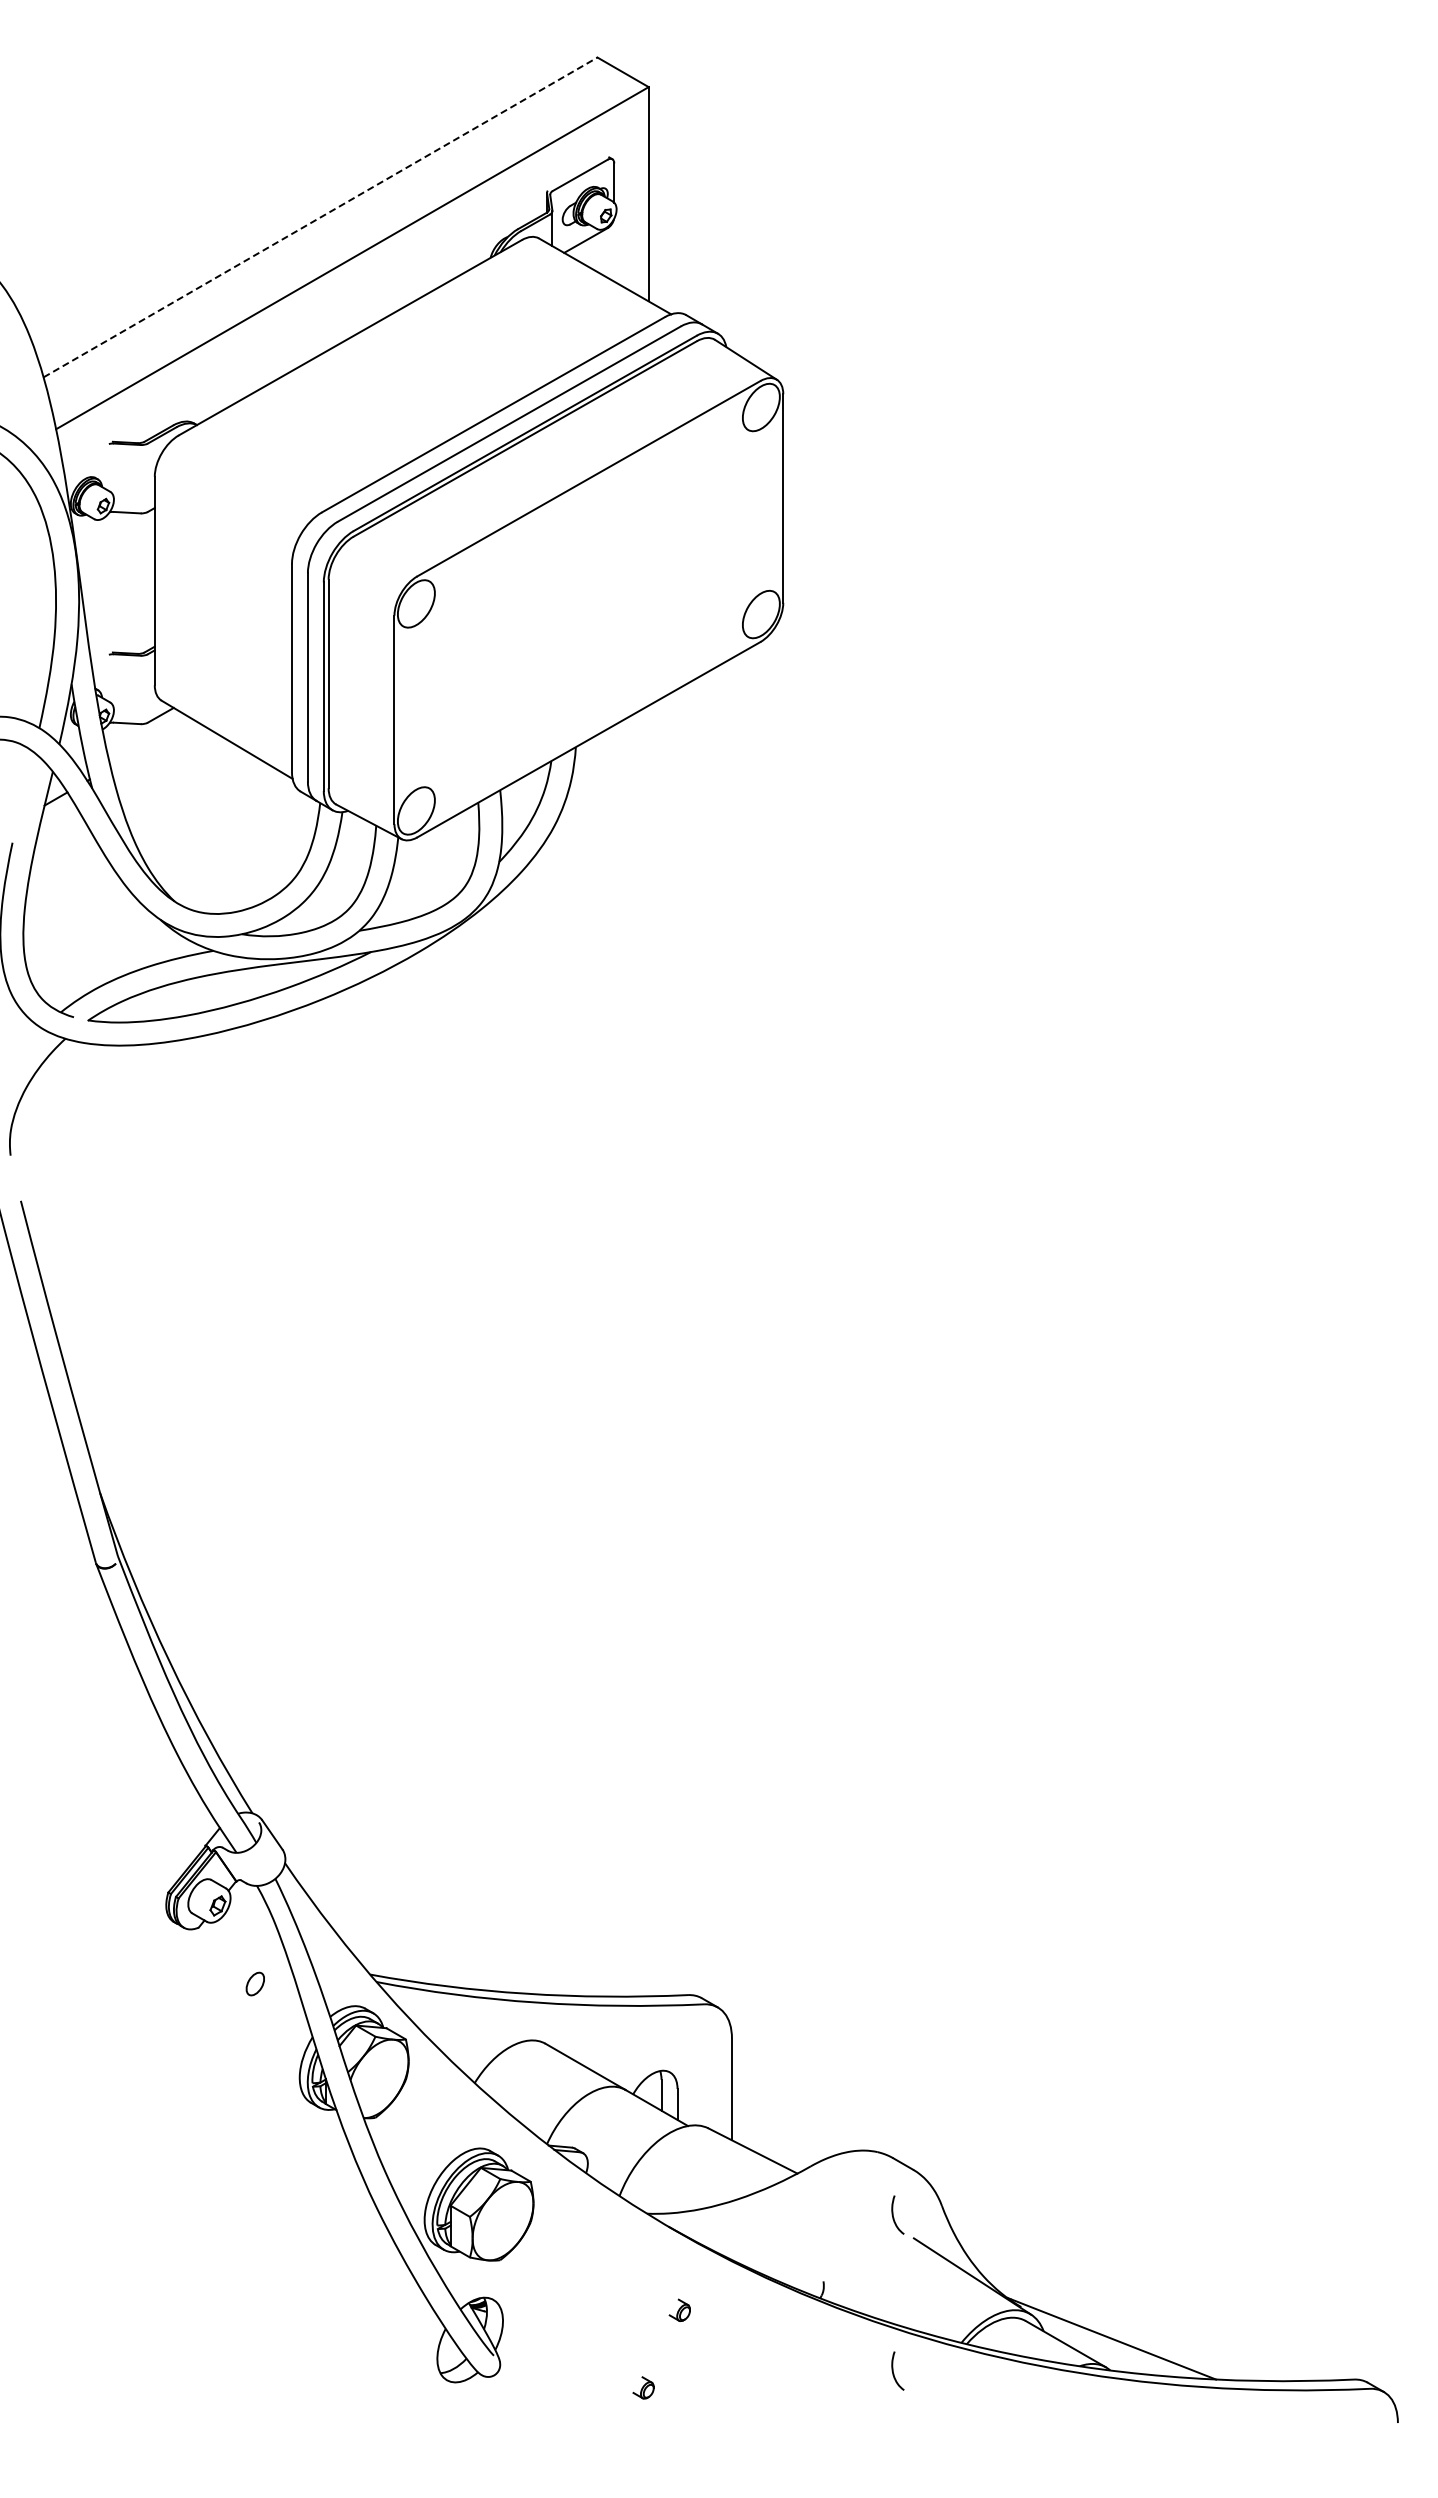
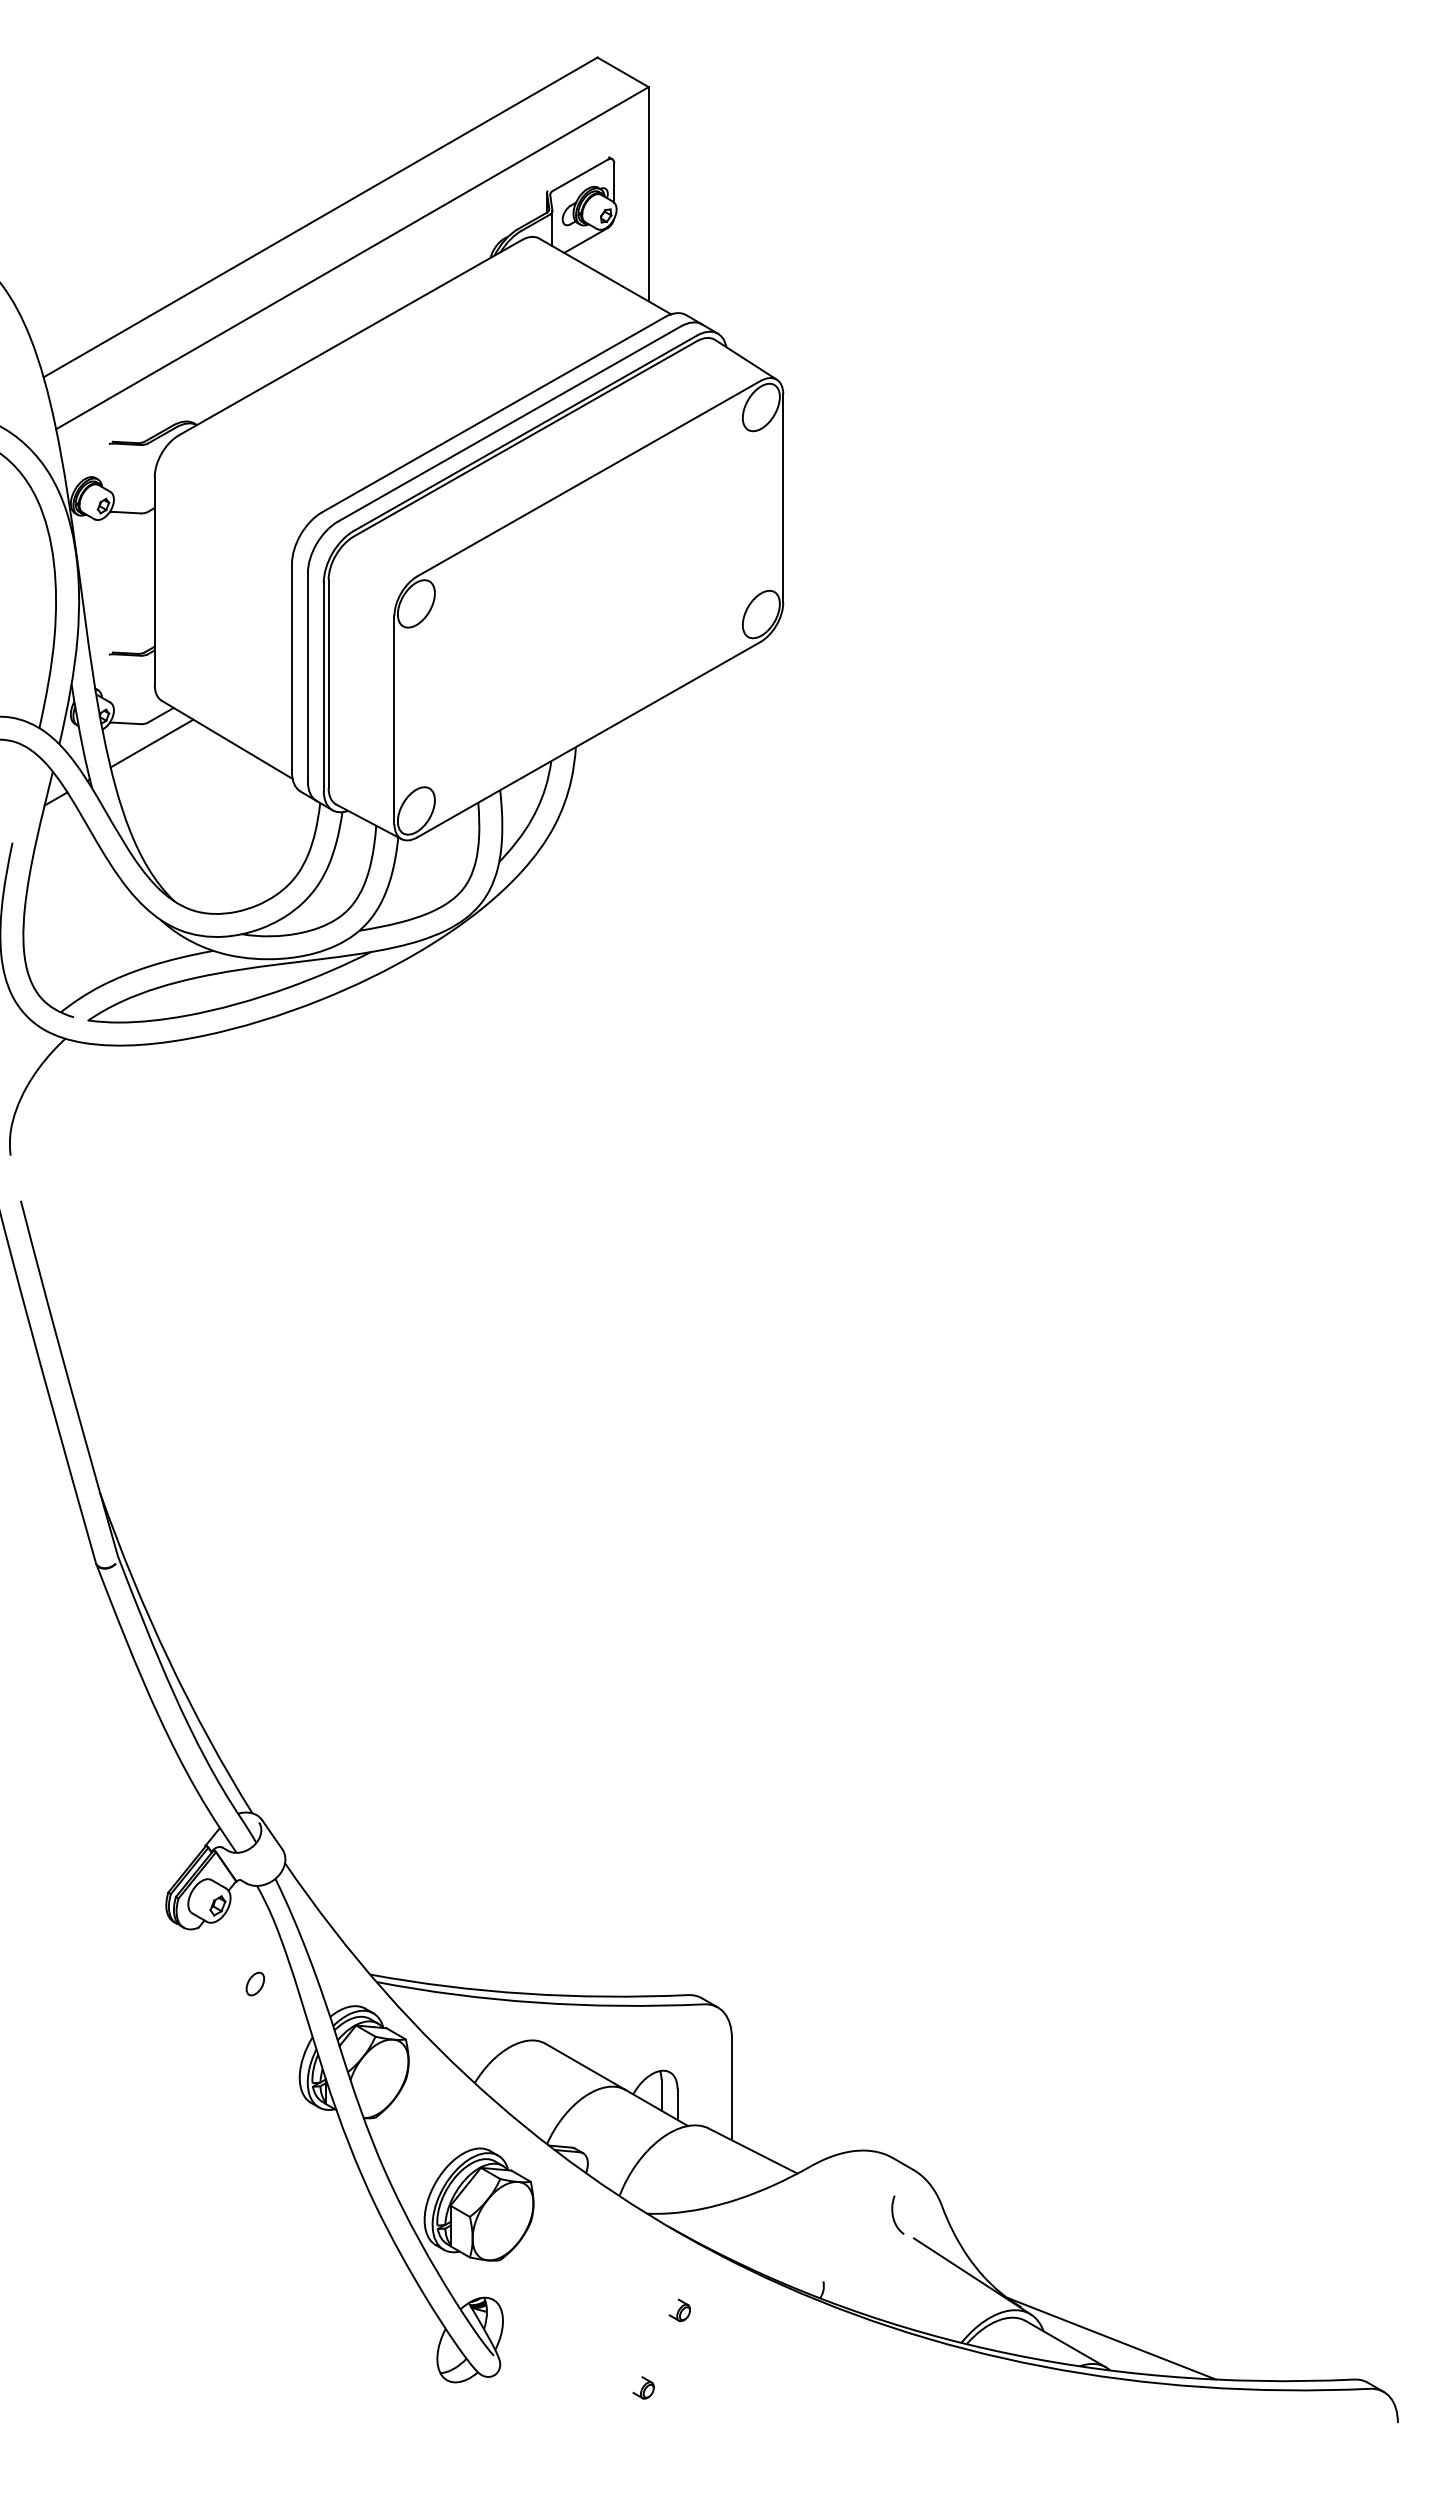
line: dashed -> solid (320, 217)
line: none -> present (151, 743)
curve: present -> none (893, 2370)
